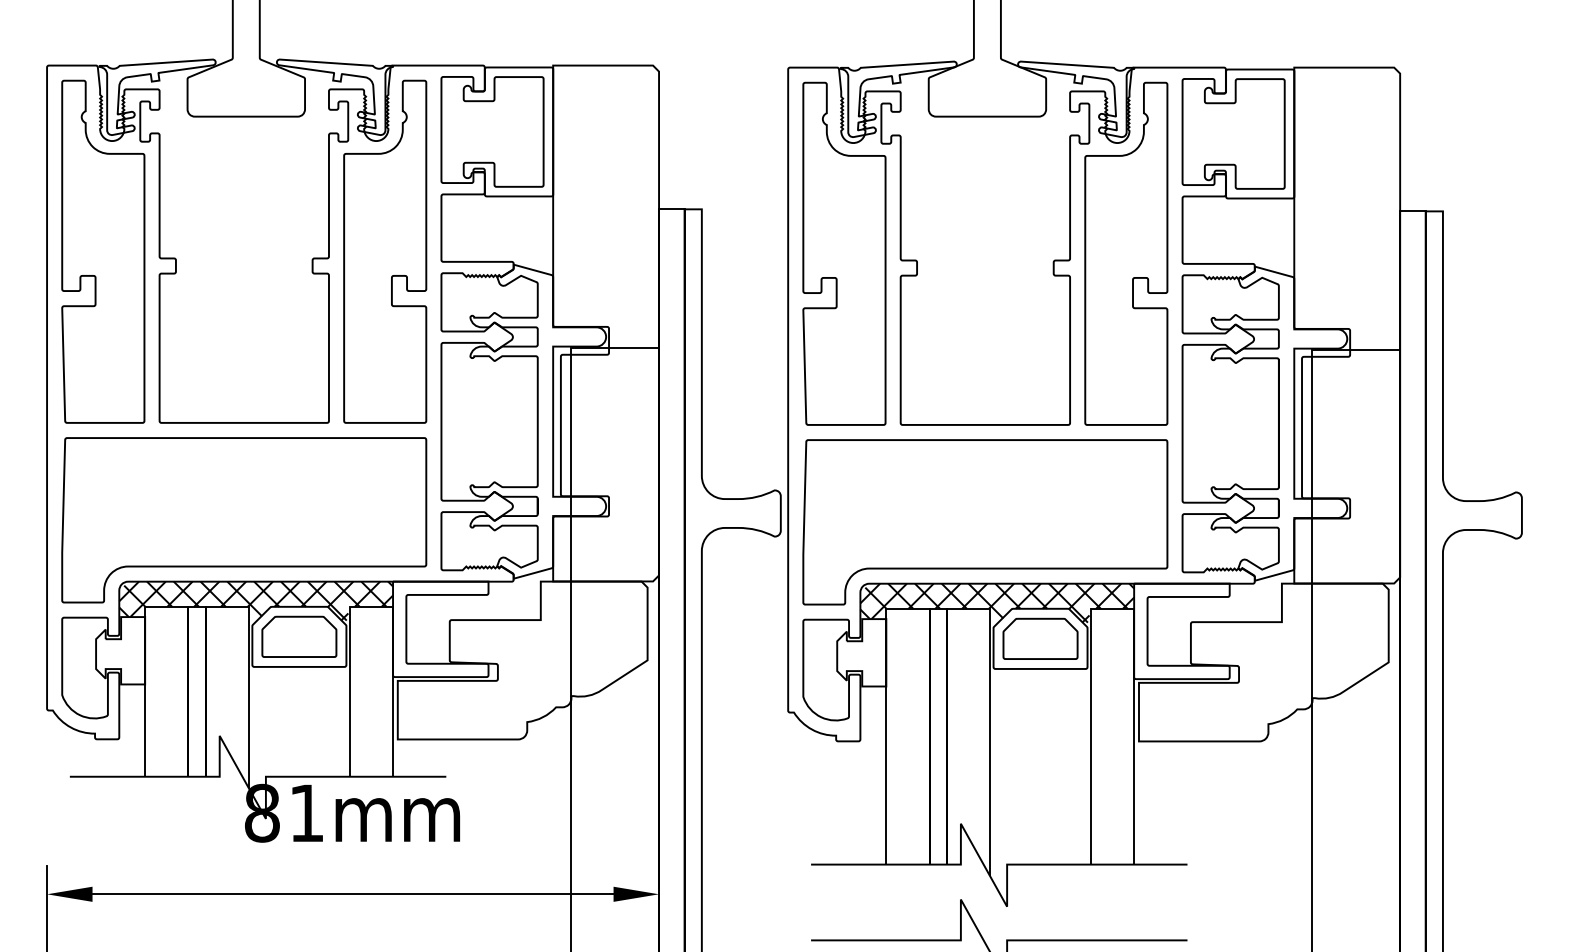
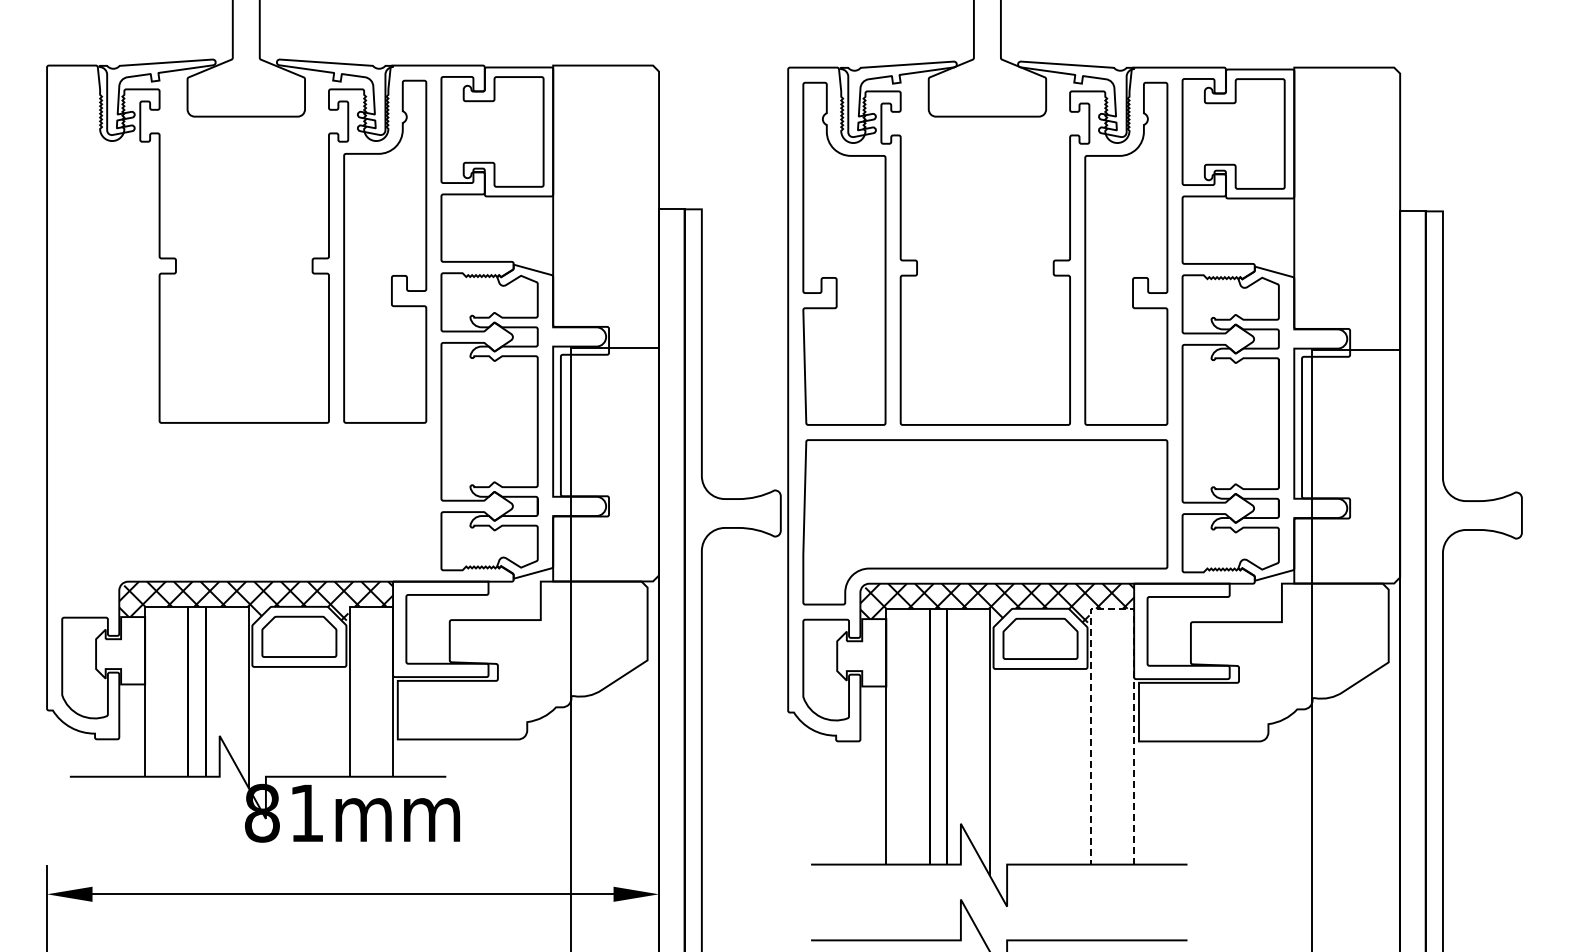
part: present -> none (103, 251)
part: present -> none (244, 520)
line: solid -> dashed (1112, 608)
